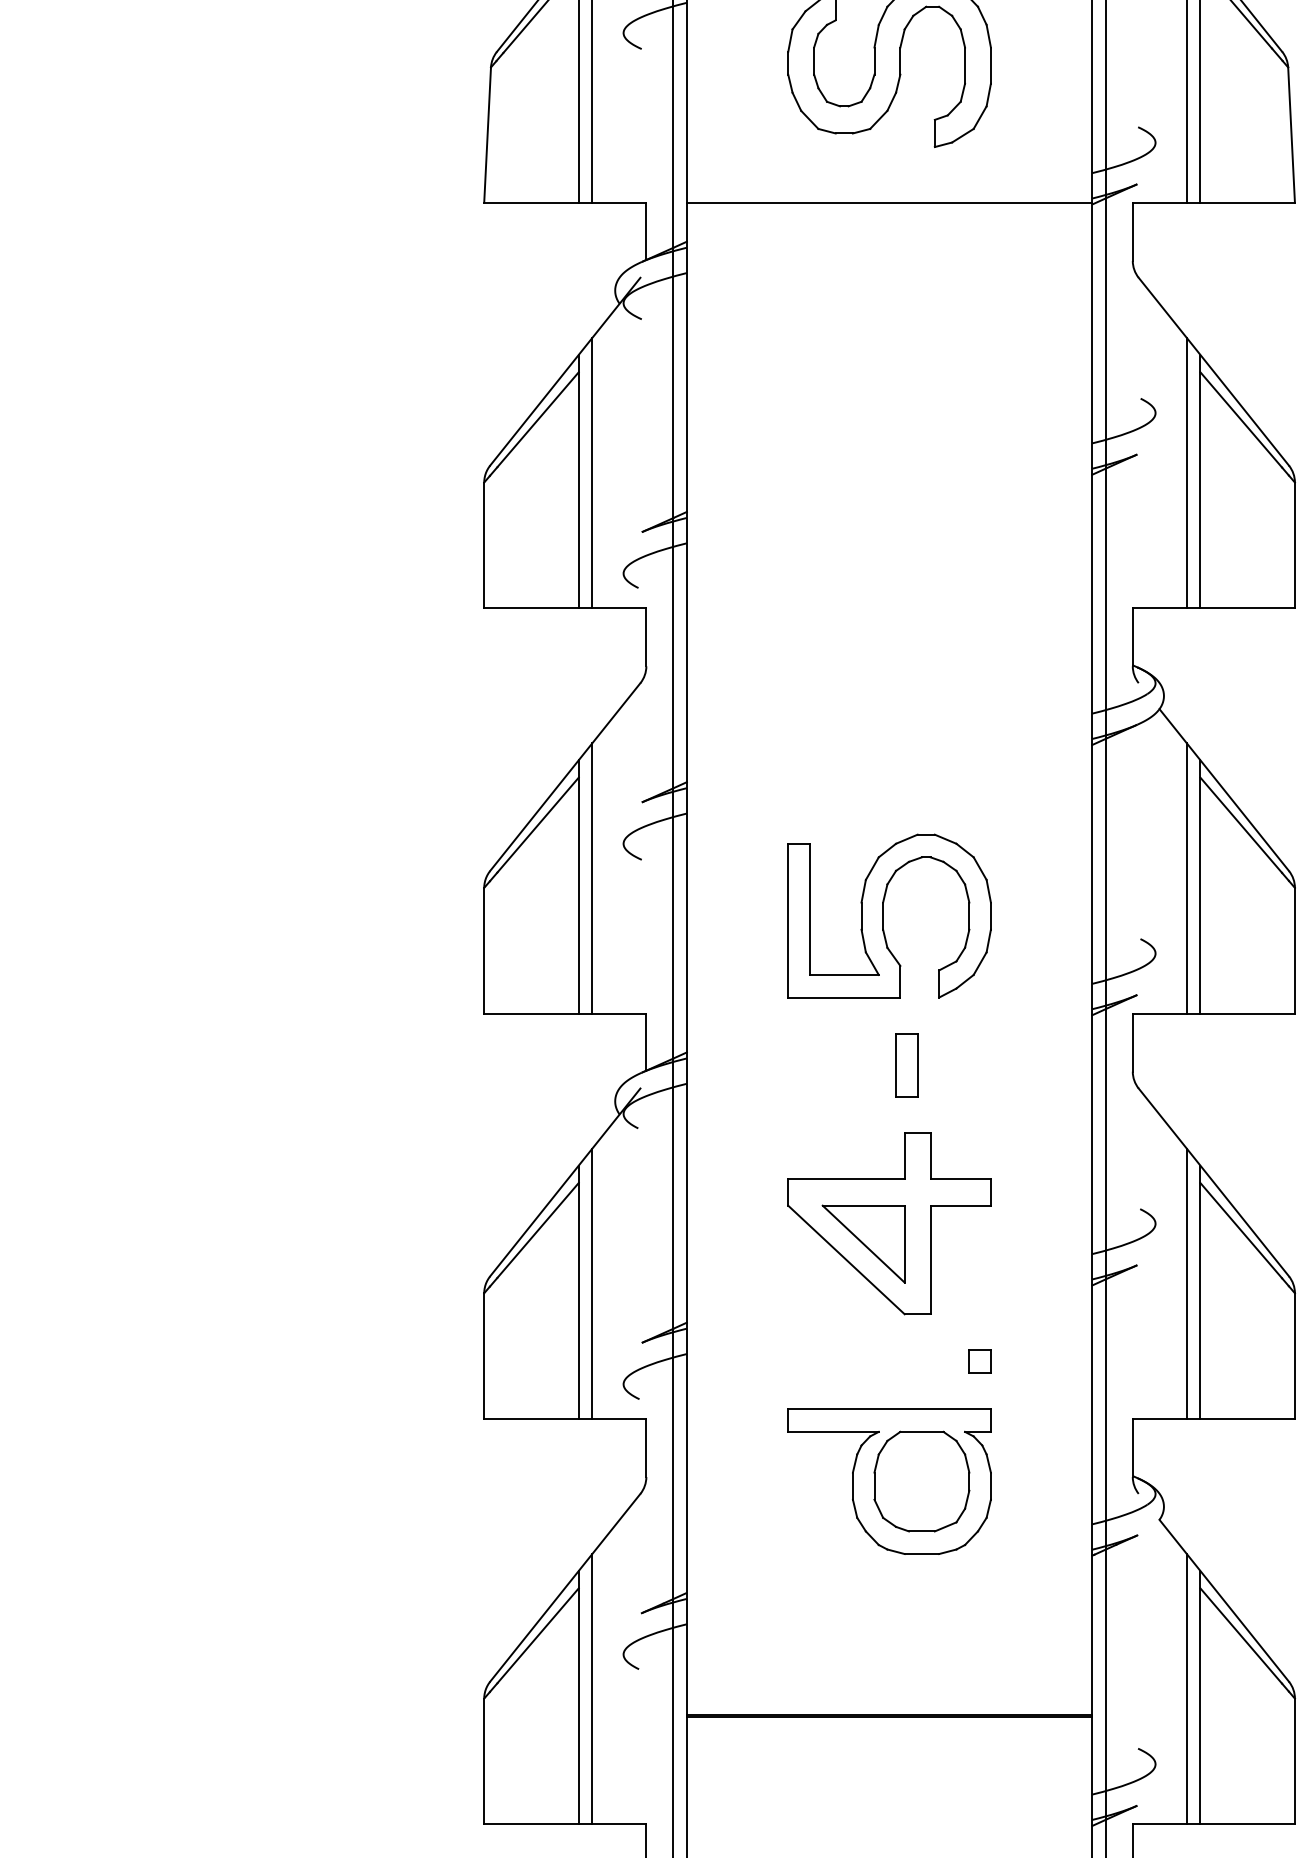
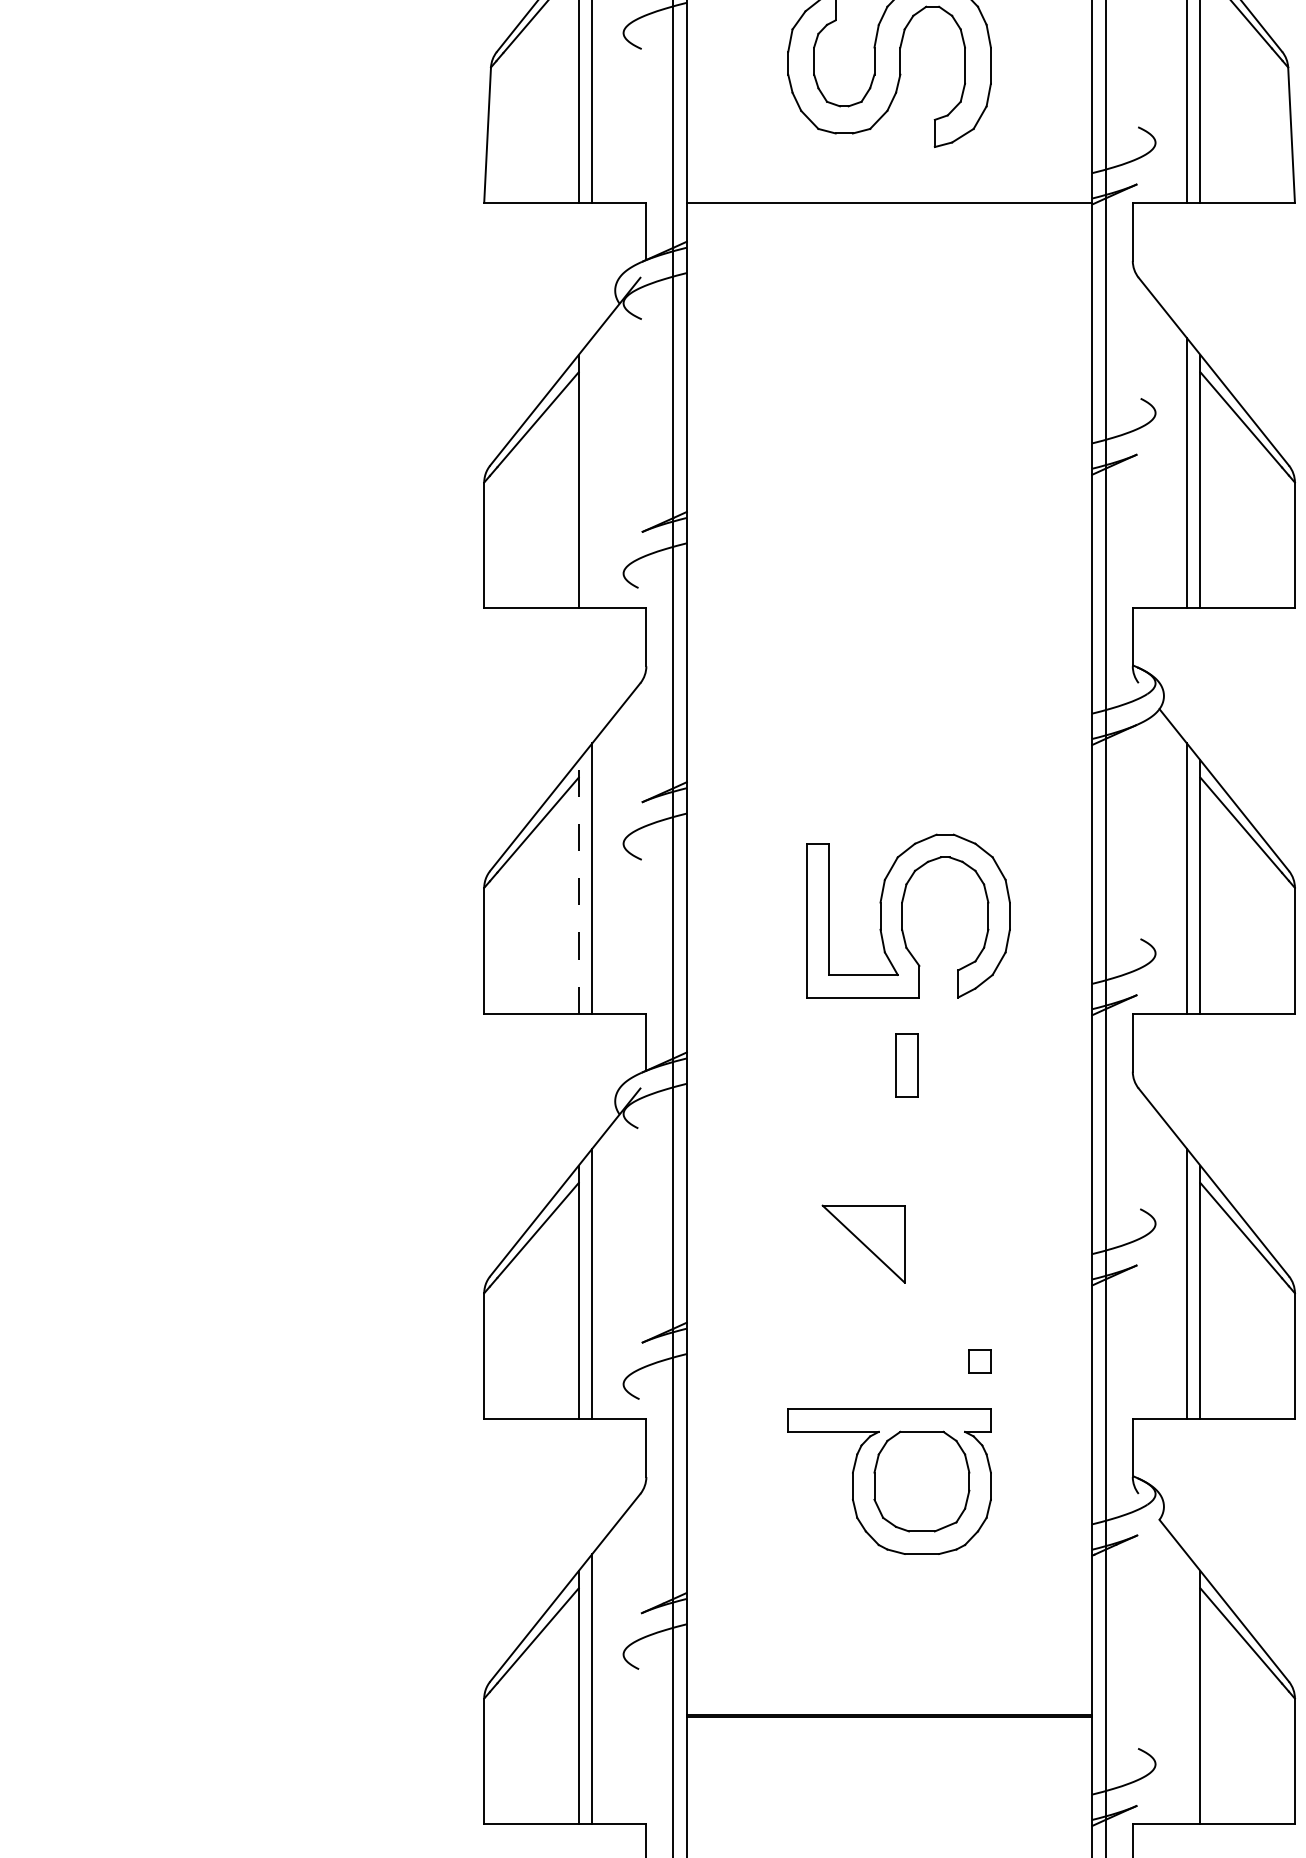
line: present -> none (592, 472)
line: solid -> dashed (578, 886)
part position: (889, 915) -> (908, 915) (908, 915)
part: present -> none (889, 1223)
line: present -> none (1186, 1689)
